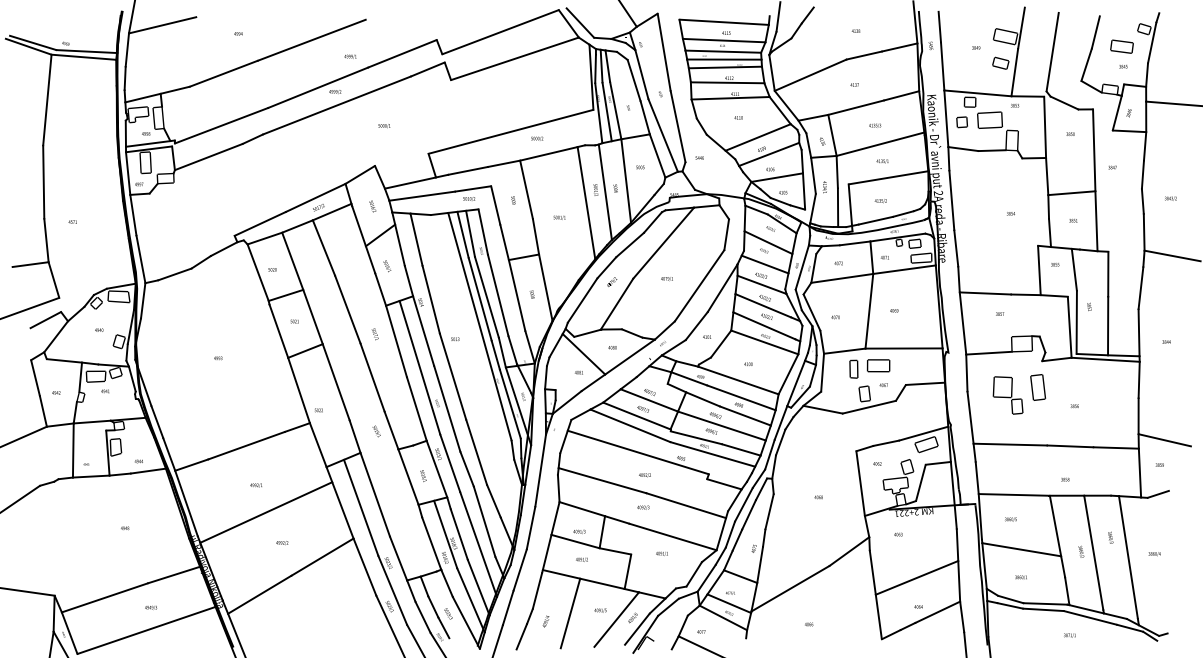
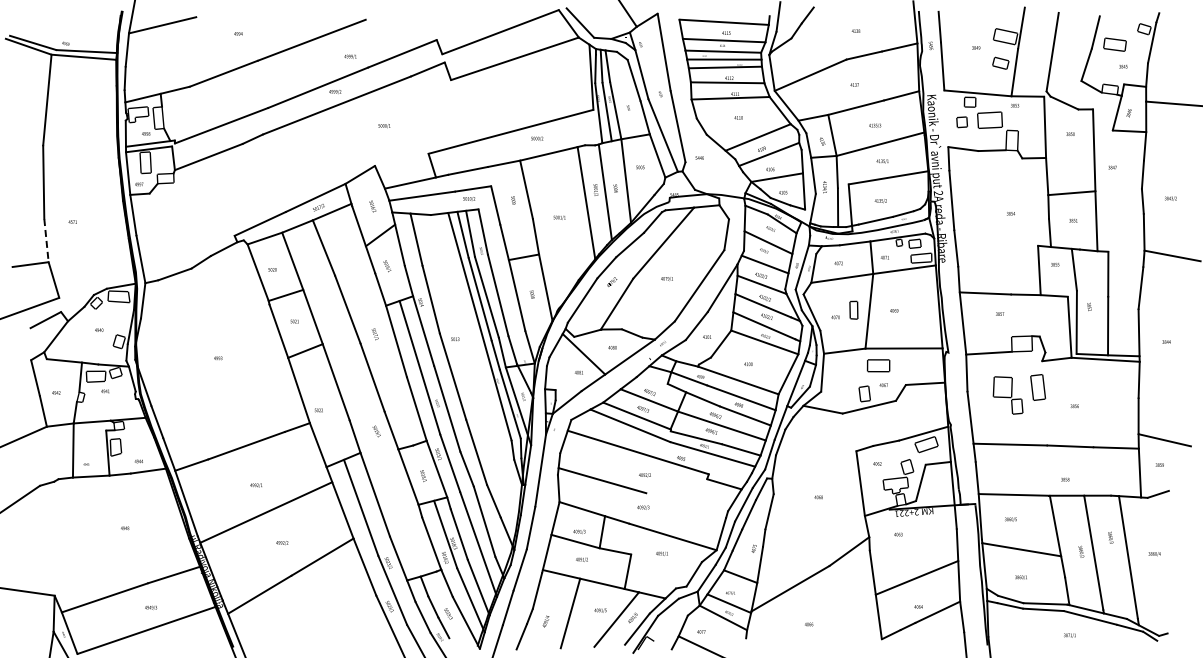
part position: (1121, 46) -> (1114, 44) (1114, 44)
line: present -> none (946, 118)
line: solid -> dashed (46, 240)
part position: (853, 368) -> (853, 309) (853, 309)
line: present -> none (685, 505)
